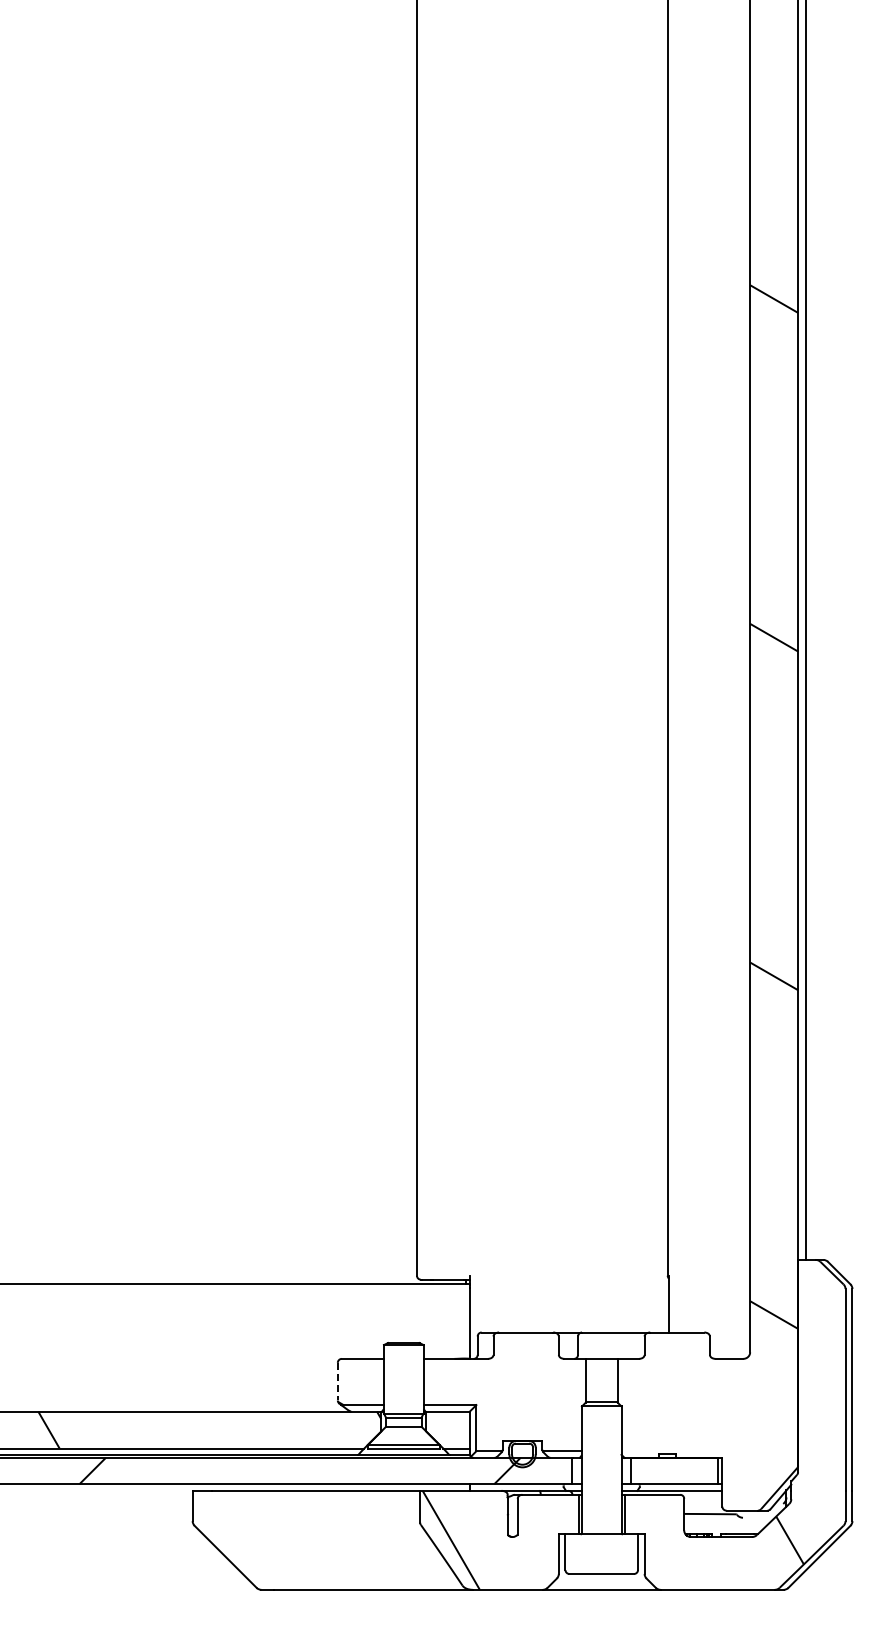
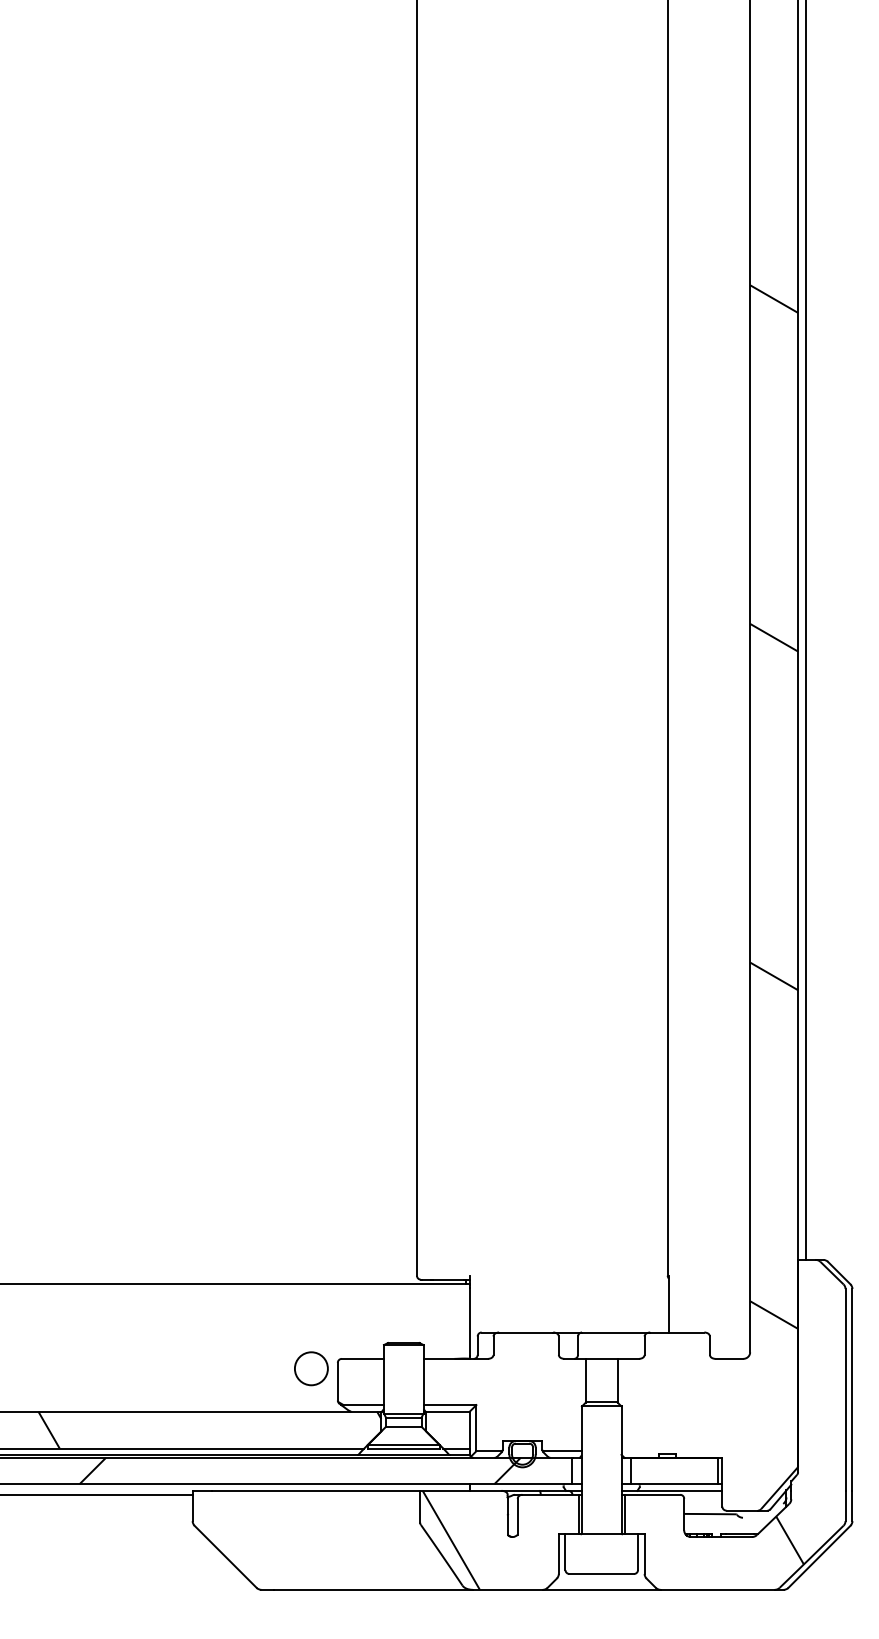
circle: none -> present (311, 1368)
line: dashed -> solid (337, 1381)
line: none -> present (97, 1494)
